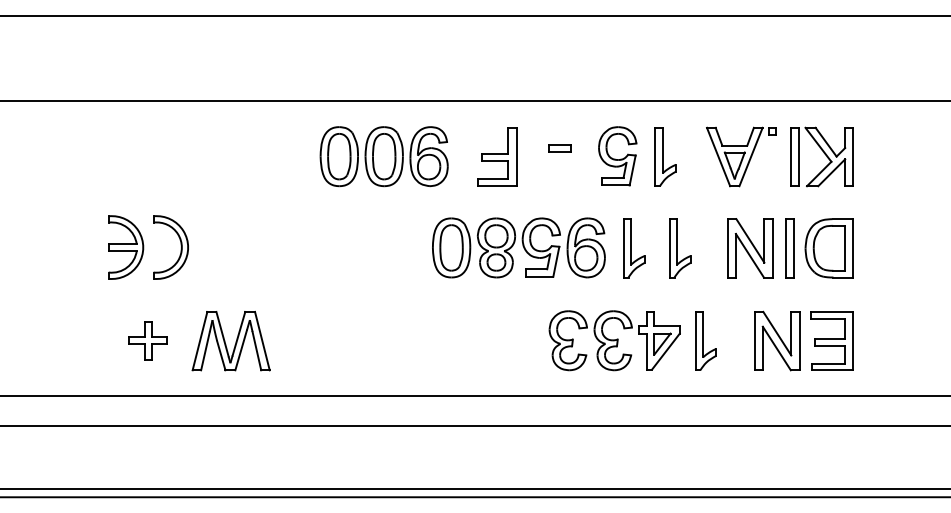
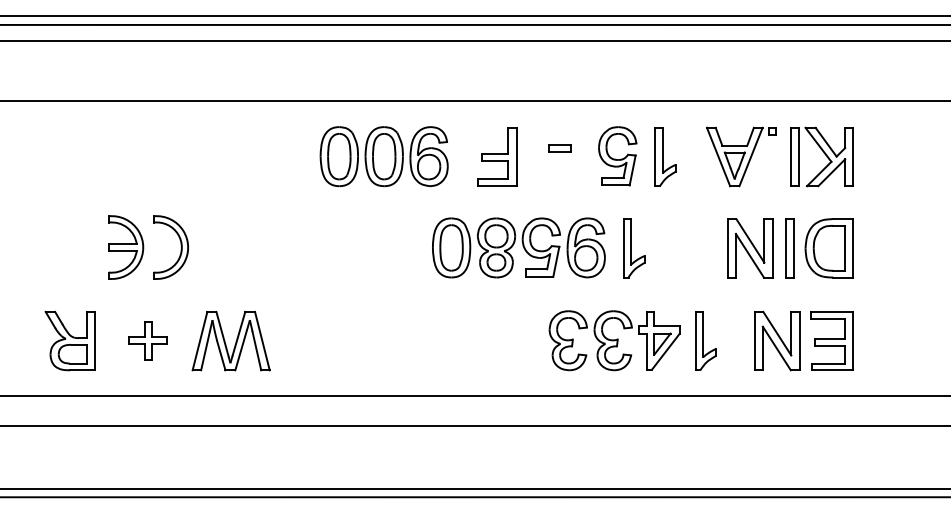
line: none -> present (474, 24)
line: none -> present (474, 41)
part: present -> none (680, 248)
part: none -> present (69, 340)
